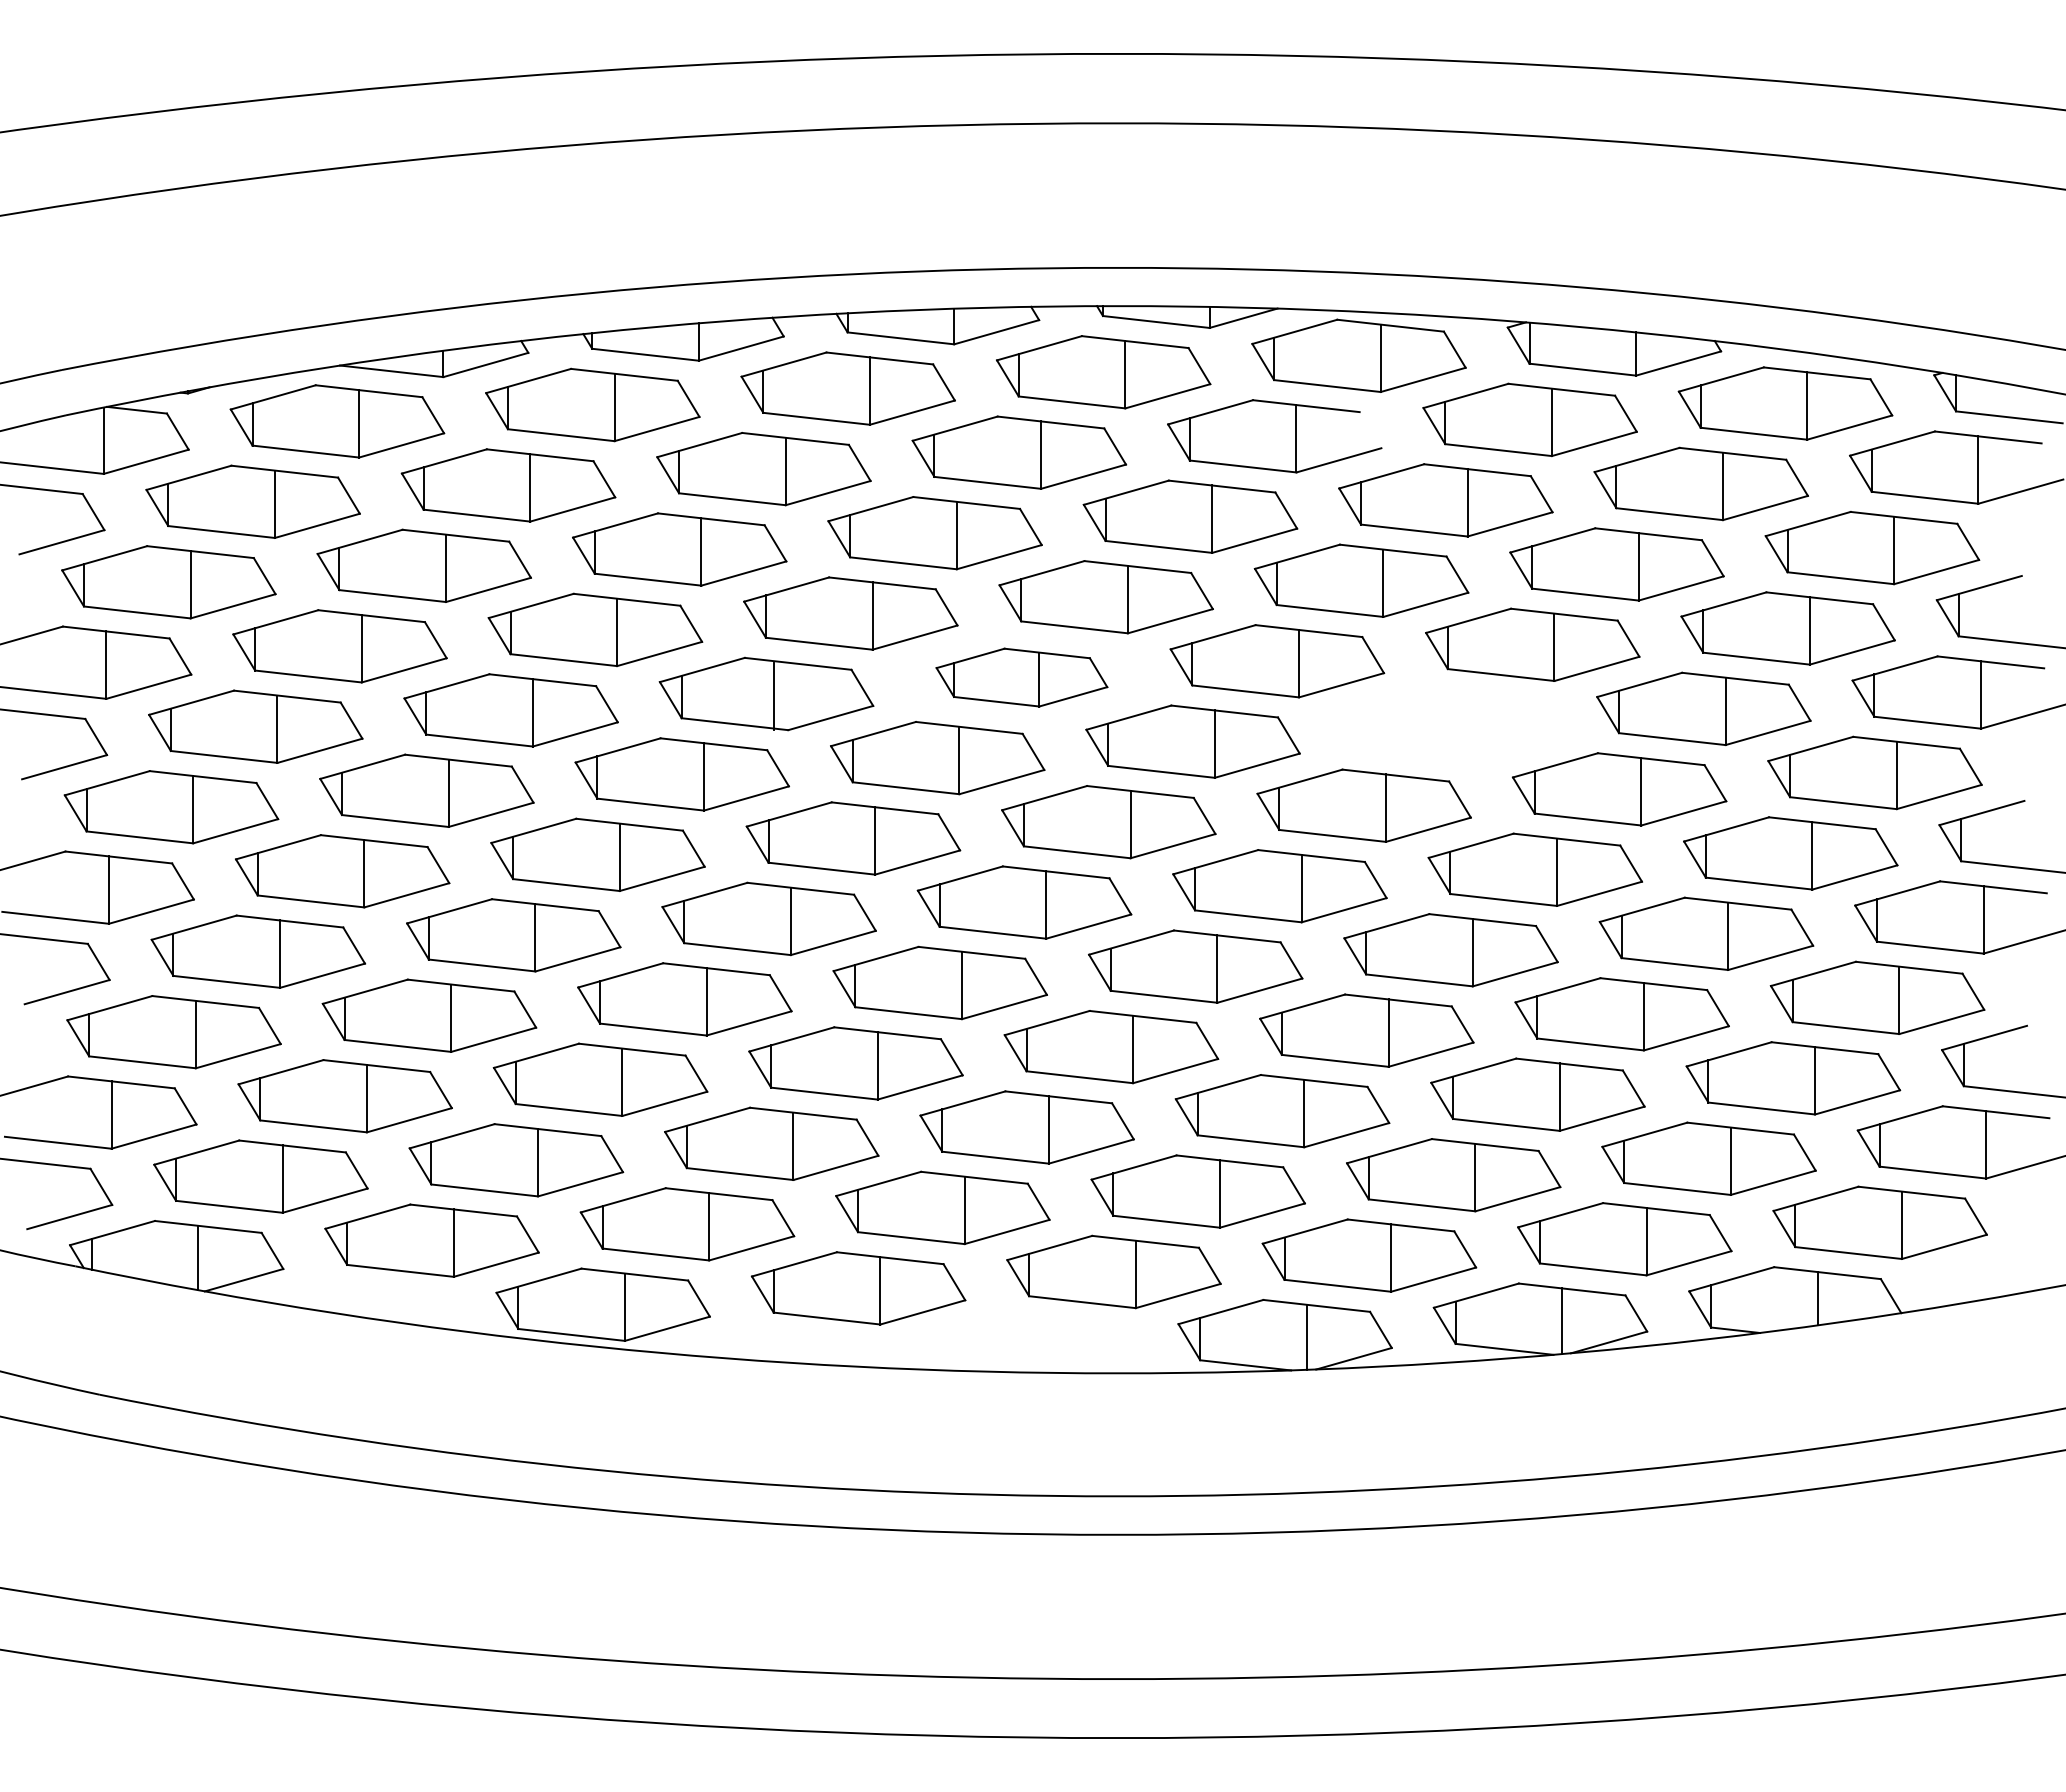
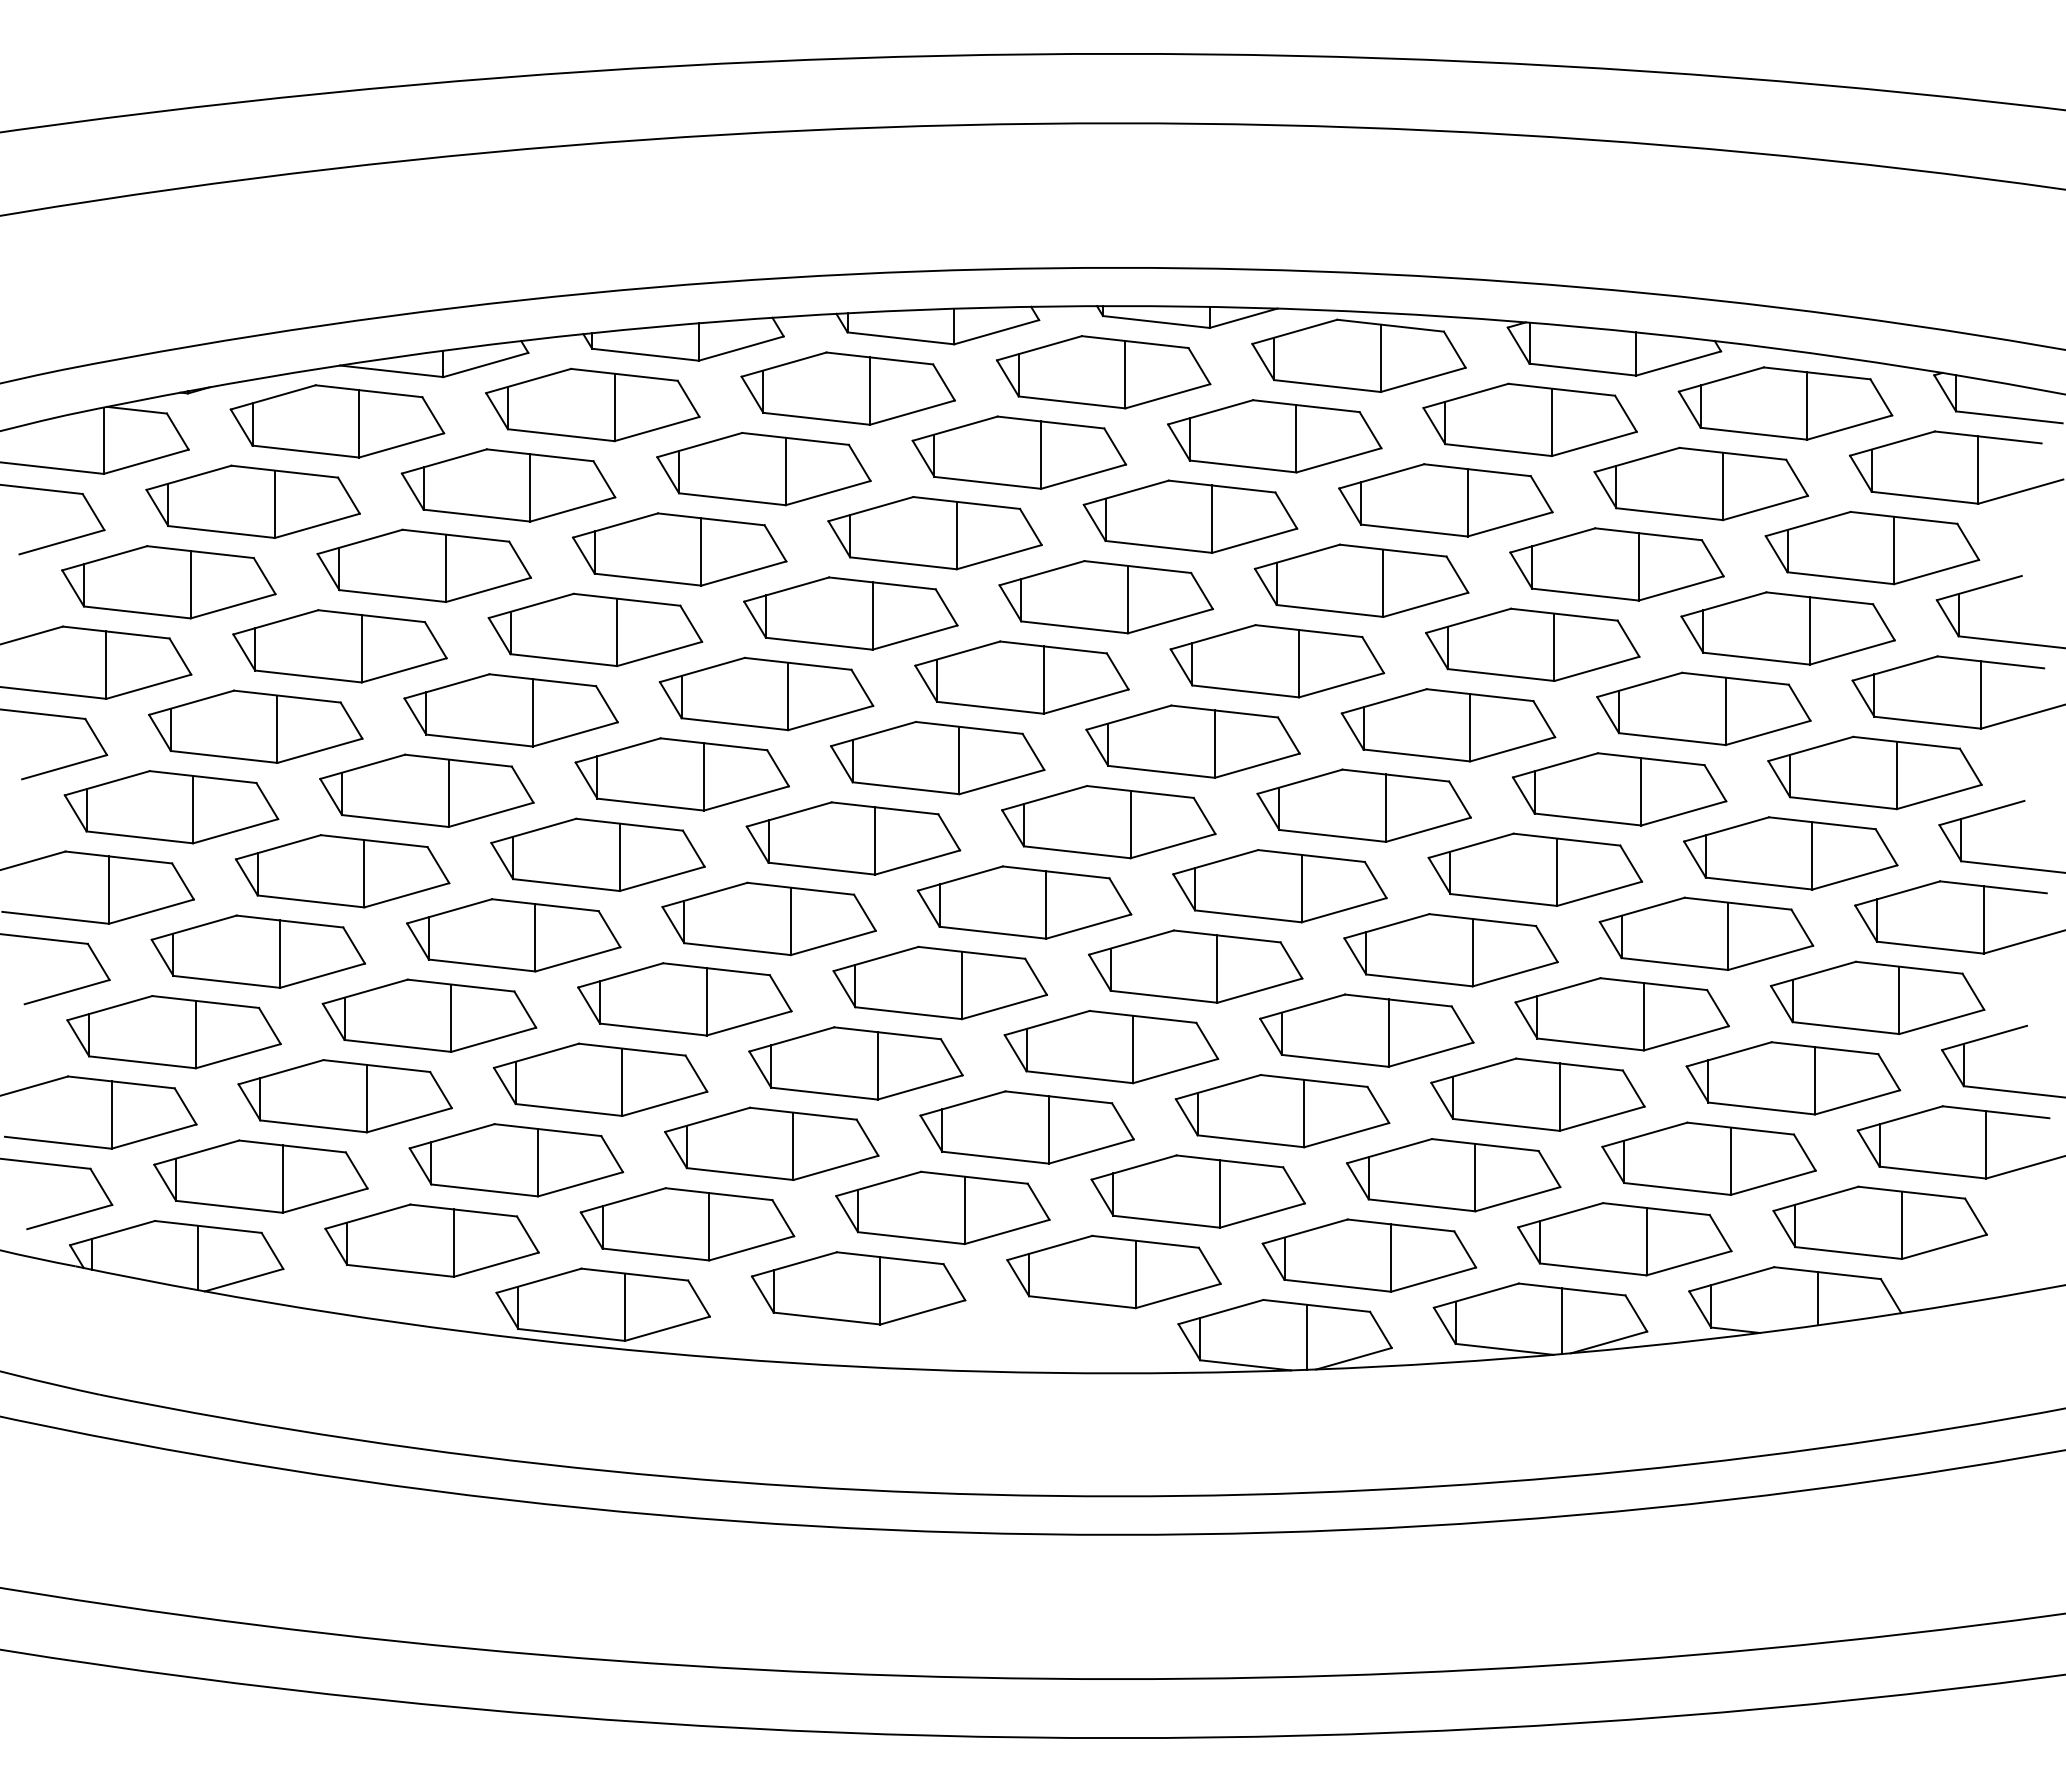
line: none -> present (1370, 430)
part size: 174x61 px -> 216x75 px (1021, 677)
line position: (774, 696) -> (788, 696) (788, 696)
part: none -> present (1448, 725)
